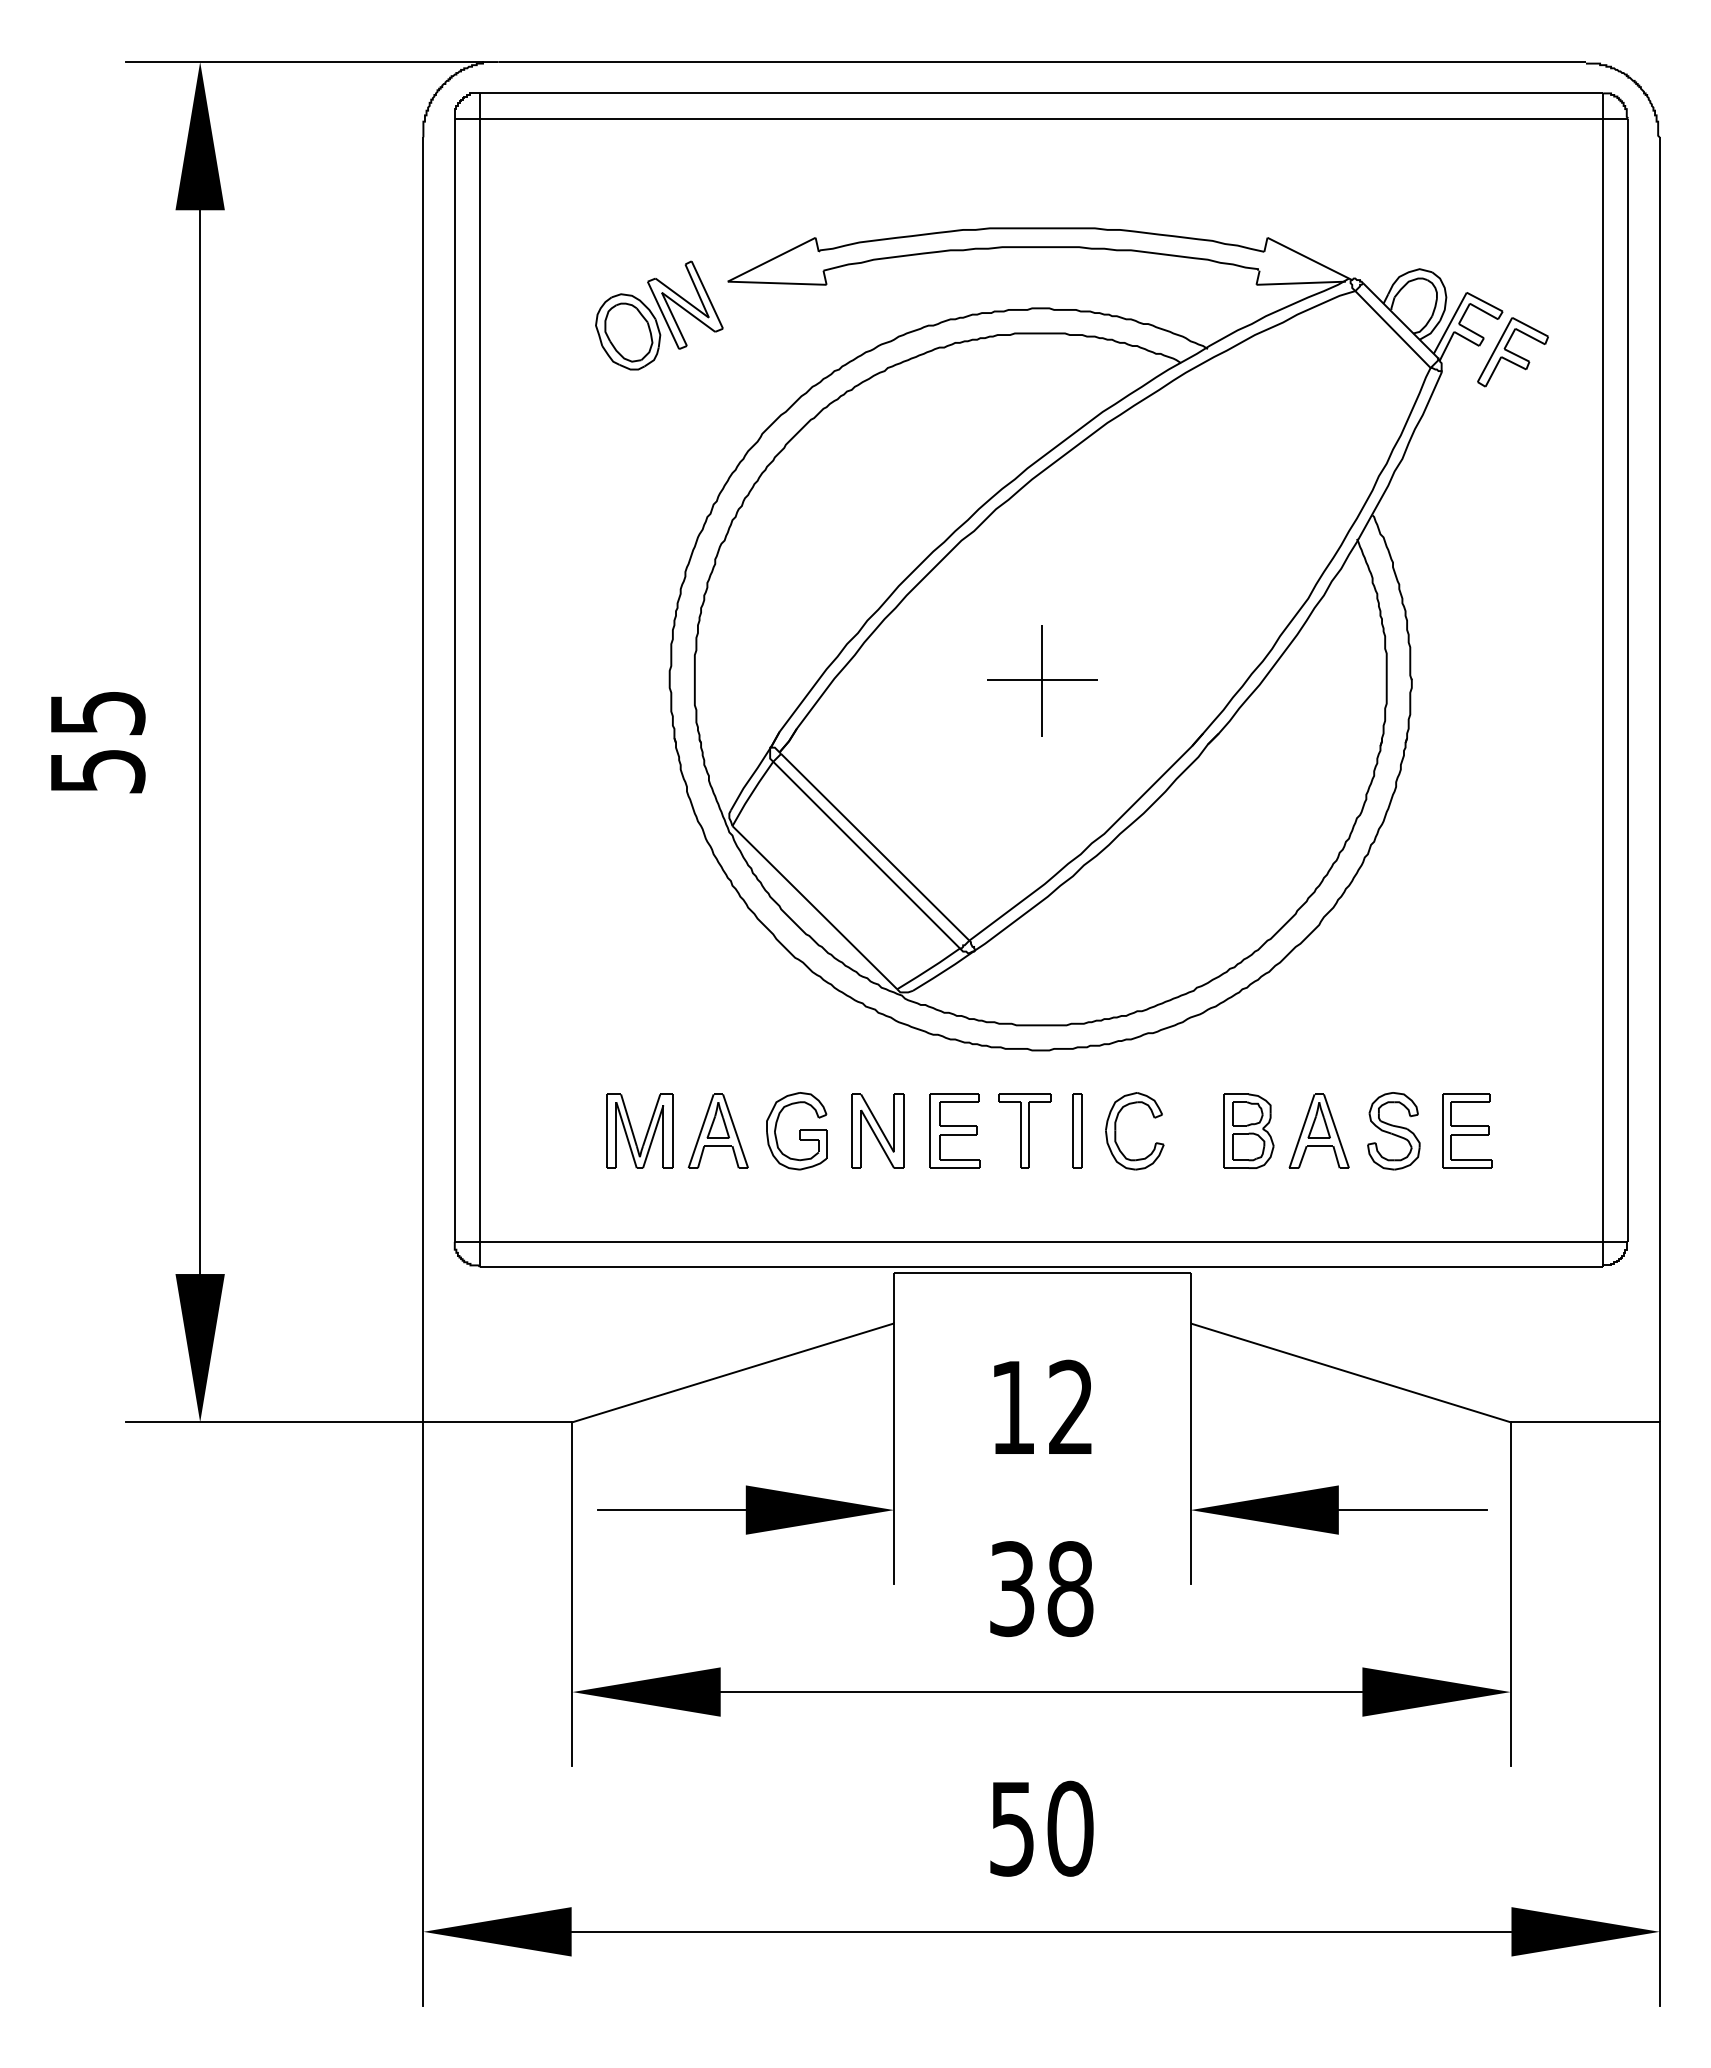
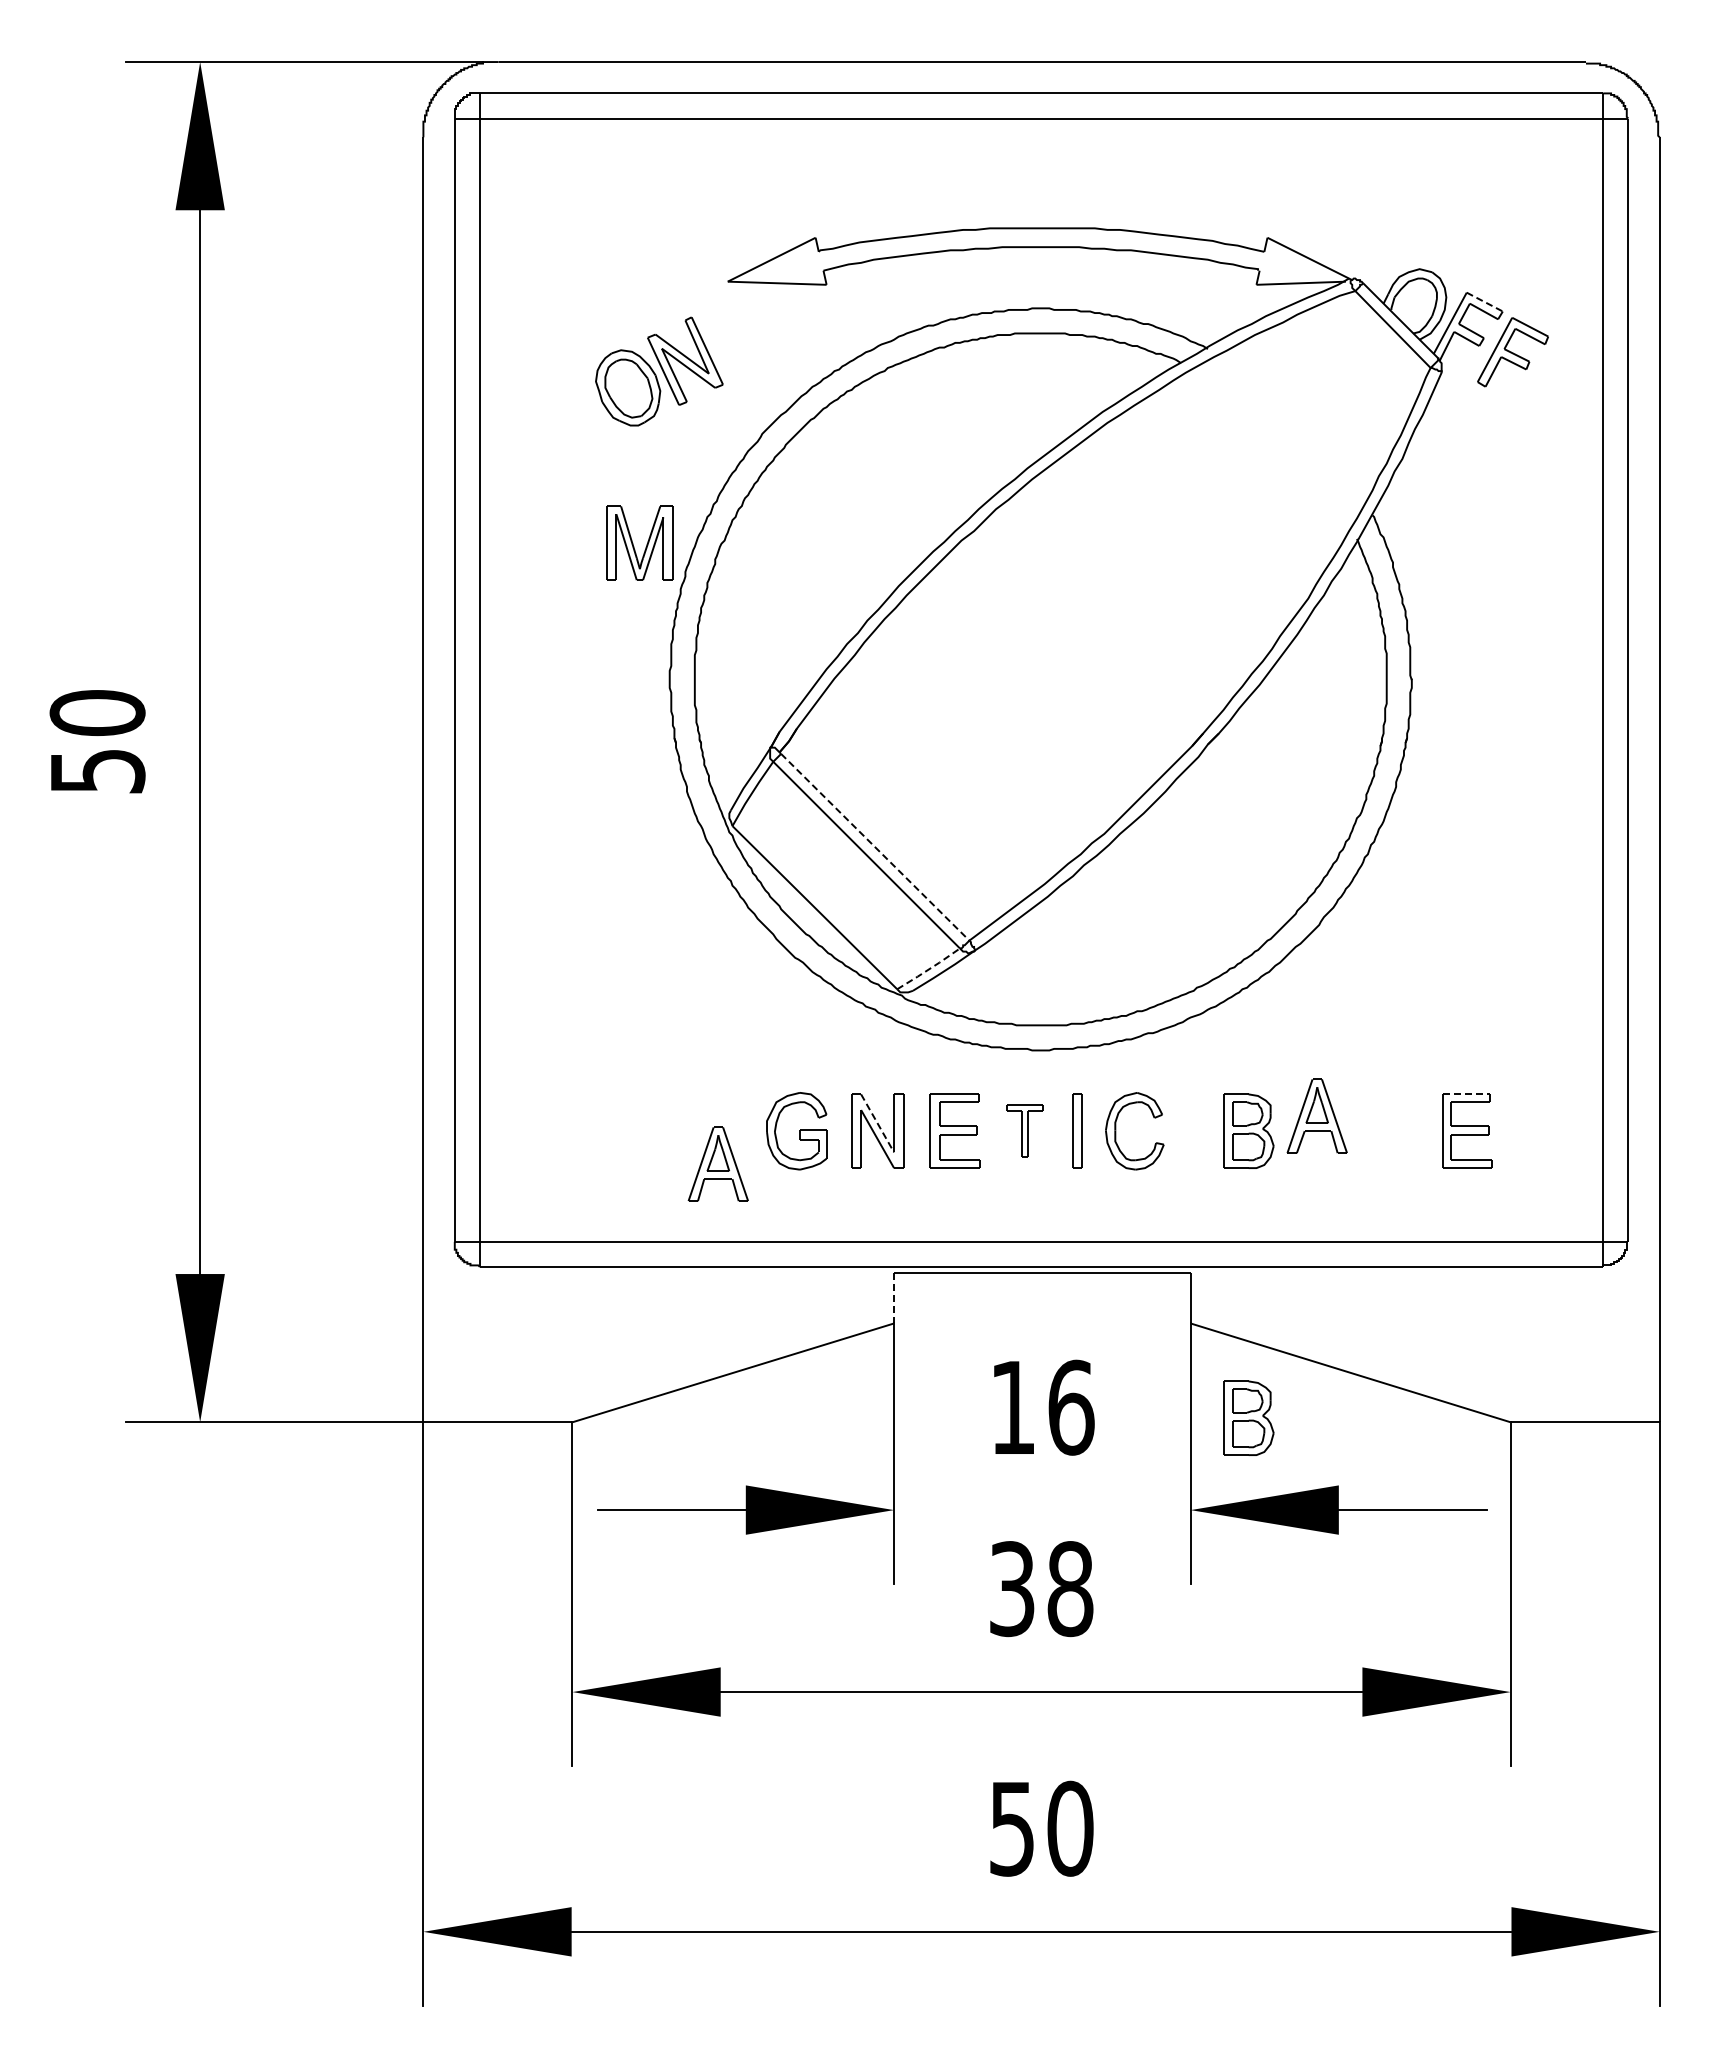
line: solid -> dashed (1485, 302)
part position: (659, 315) -> (659, 371) (659, 371)
part: present -> none (1042, 680)
text: 55 -> 50 (97, 713)
line: solid -> dashed (875, 847)
line: solid -> dashed (929, 969)
line: solid -> dashed (1466, 1094)
line: solid -> dashed (877, 1123)
part position: (717, 1130) -> (717, 1163) (717, 1163)
part size: 54x76 px -> 38x54 px (1024, 1130)
part position: (1318, 1130) -> (1316, 1115) (1316, 1115)
part position: (633, 1131) -> (633, 543) (633, 543)
part: present -> none (1393, 1131)
line: solid -> dashed (894, 1298)
text: 12 -> 16 (1071, 1407)
part: none -> present (1248, 1417)
